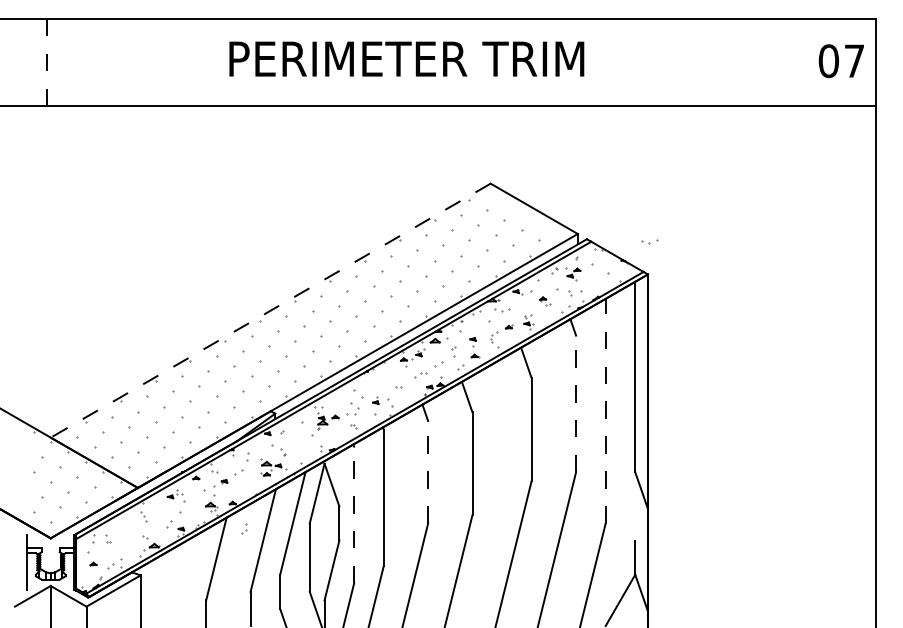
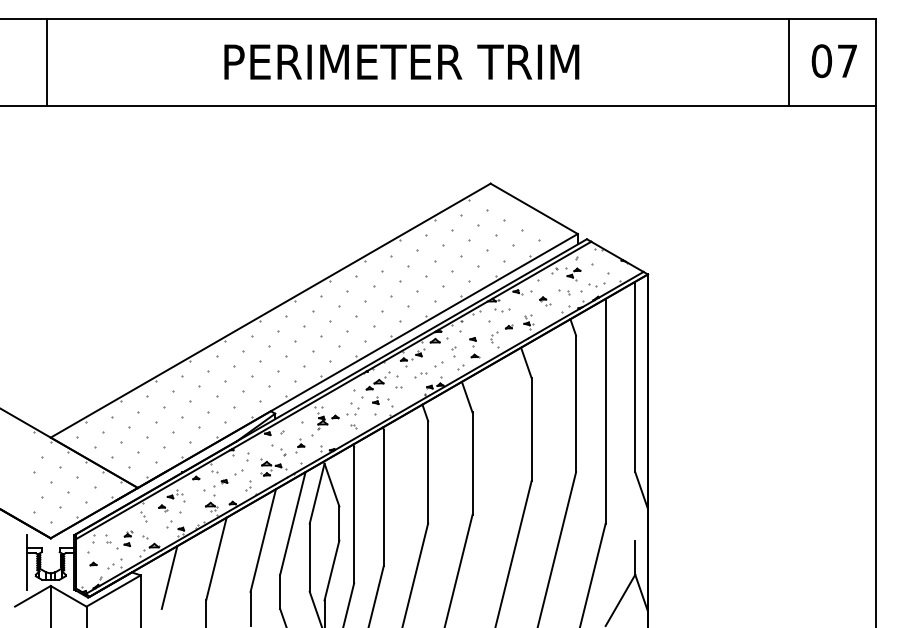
text position: (406, 58) -> (401, 61) (401, 61)
text position: (840, 61) -> (833, 61) (833, 61)
line: dashed -> solid (47, 62)
line: none -> present (788, 62)
part position: (649, 241) -> (596, 284) (596, 284)
part size: 17x9 px -> 13x7 px (564, 292)
line: dashed -> solid (270, 310)
part: none -> present (381, 380)
line: dashed -> solid (576, 403)
line: dashed -> solid (605, 410)
part: none -> present (300, 445)
line: dashed -> solid (428, 471)
part: none -> present (163, 508)
line: dashed -> solid (354, 514)
part position: (244, 528) -> (248, 485) (248, 485)
part: none -> present (124, 539)
line: none -> present (169, 577)
